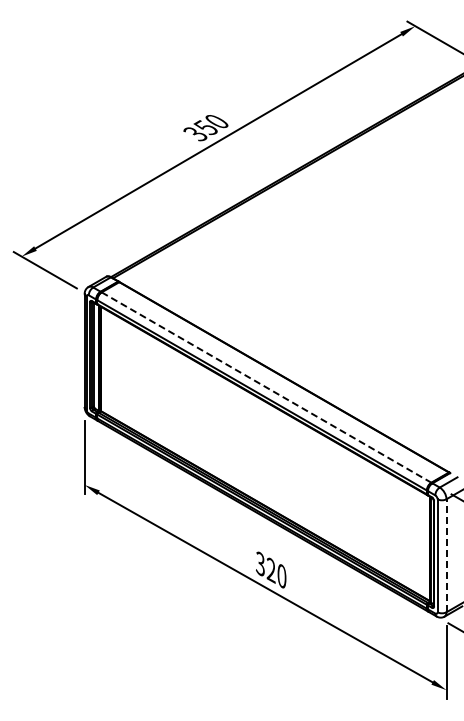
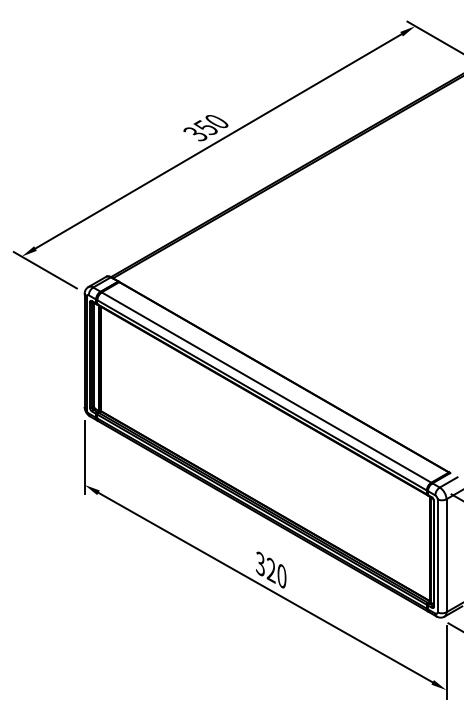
line: dashed -> solid (266, 387)
line: dashed -> solid (446, 555)
